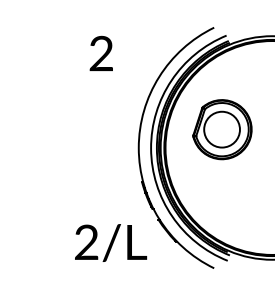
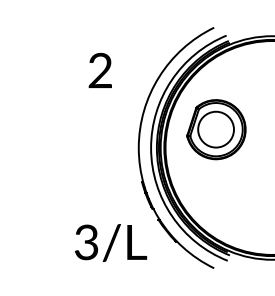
text position: (100, 52) -> (99, 69) (99, 69)
part position: (222, 129) -> (216, 129) (216, 129)
text: 2/L -> 3/L (86, 243)
